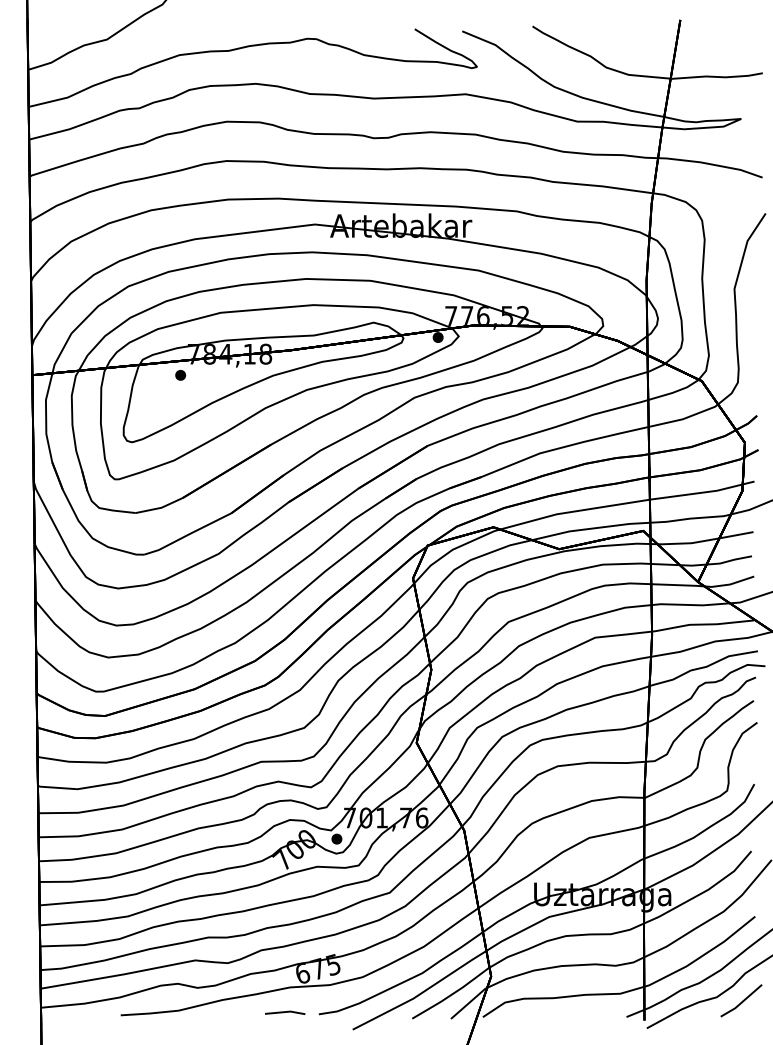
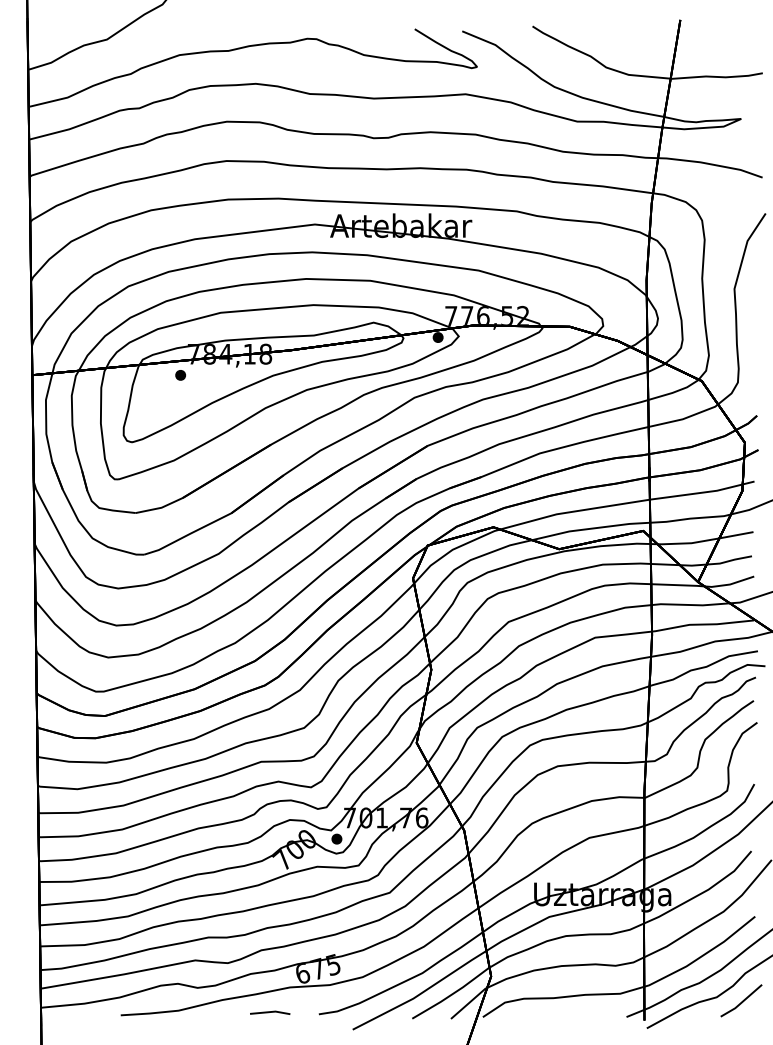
line position: (285, 1012) -> (270, 1012) (270, 1012)
